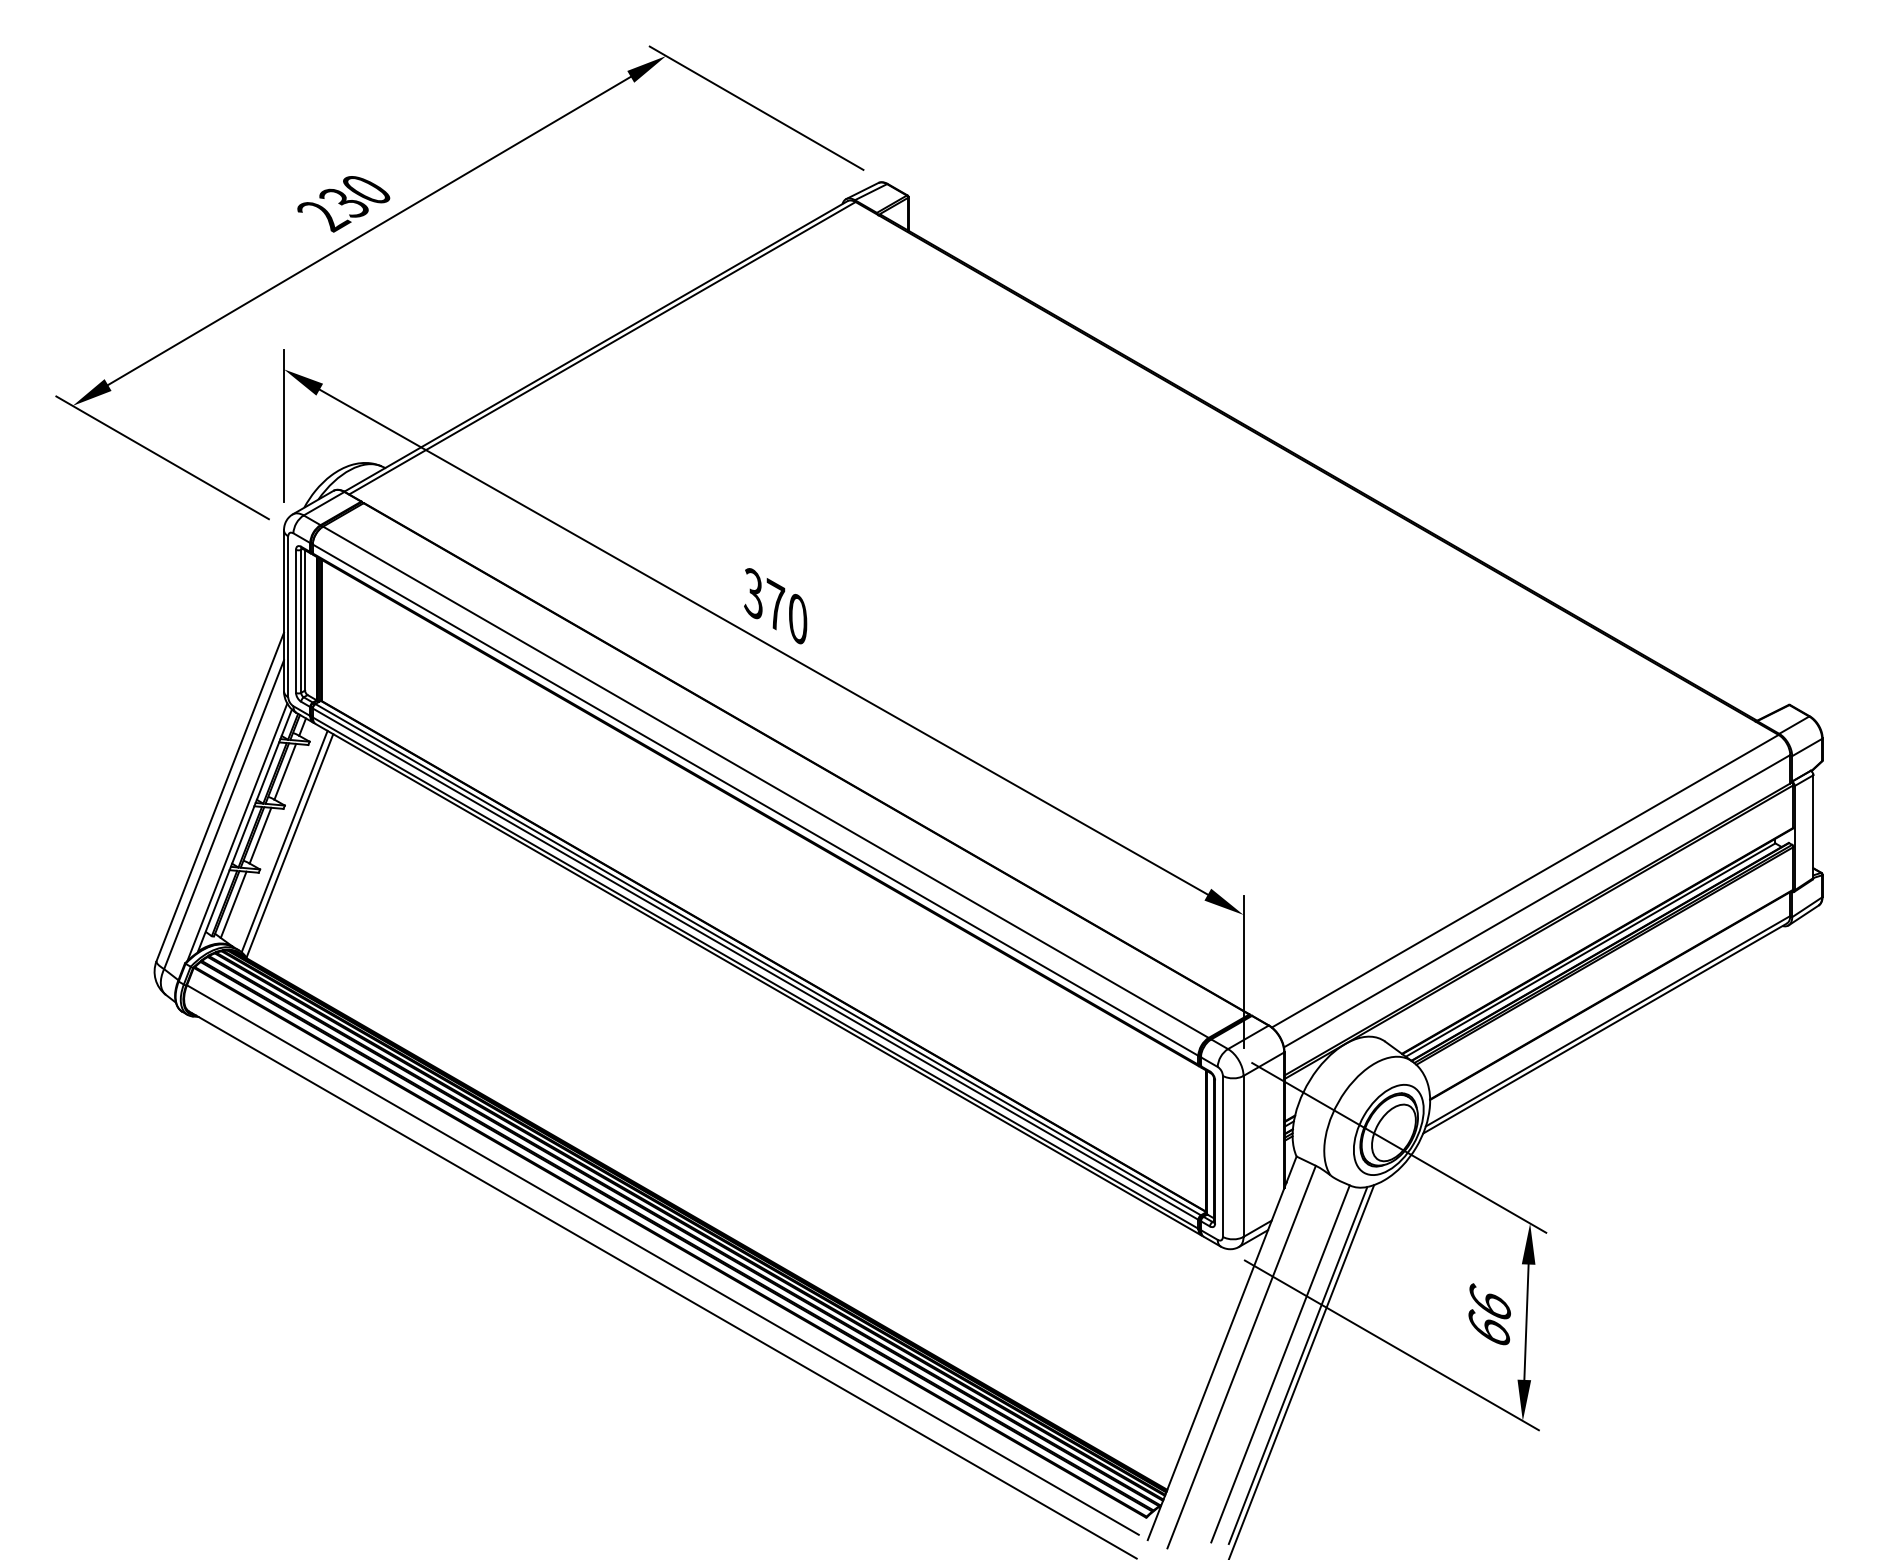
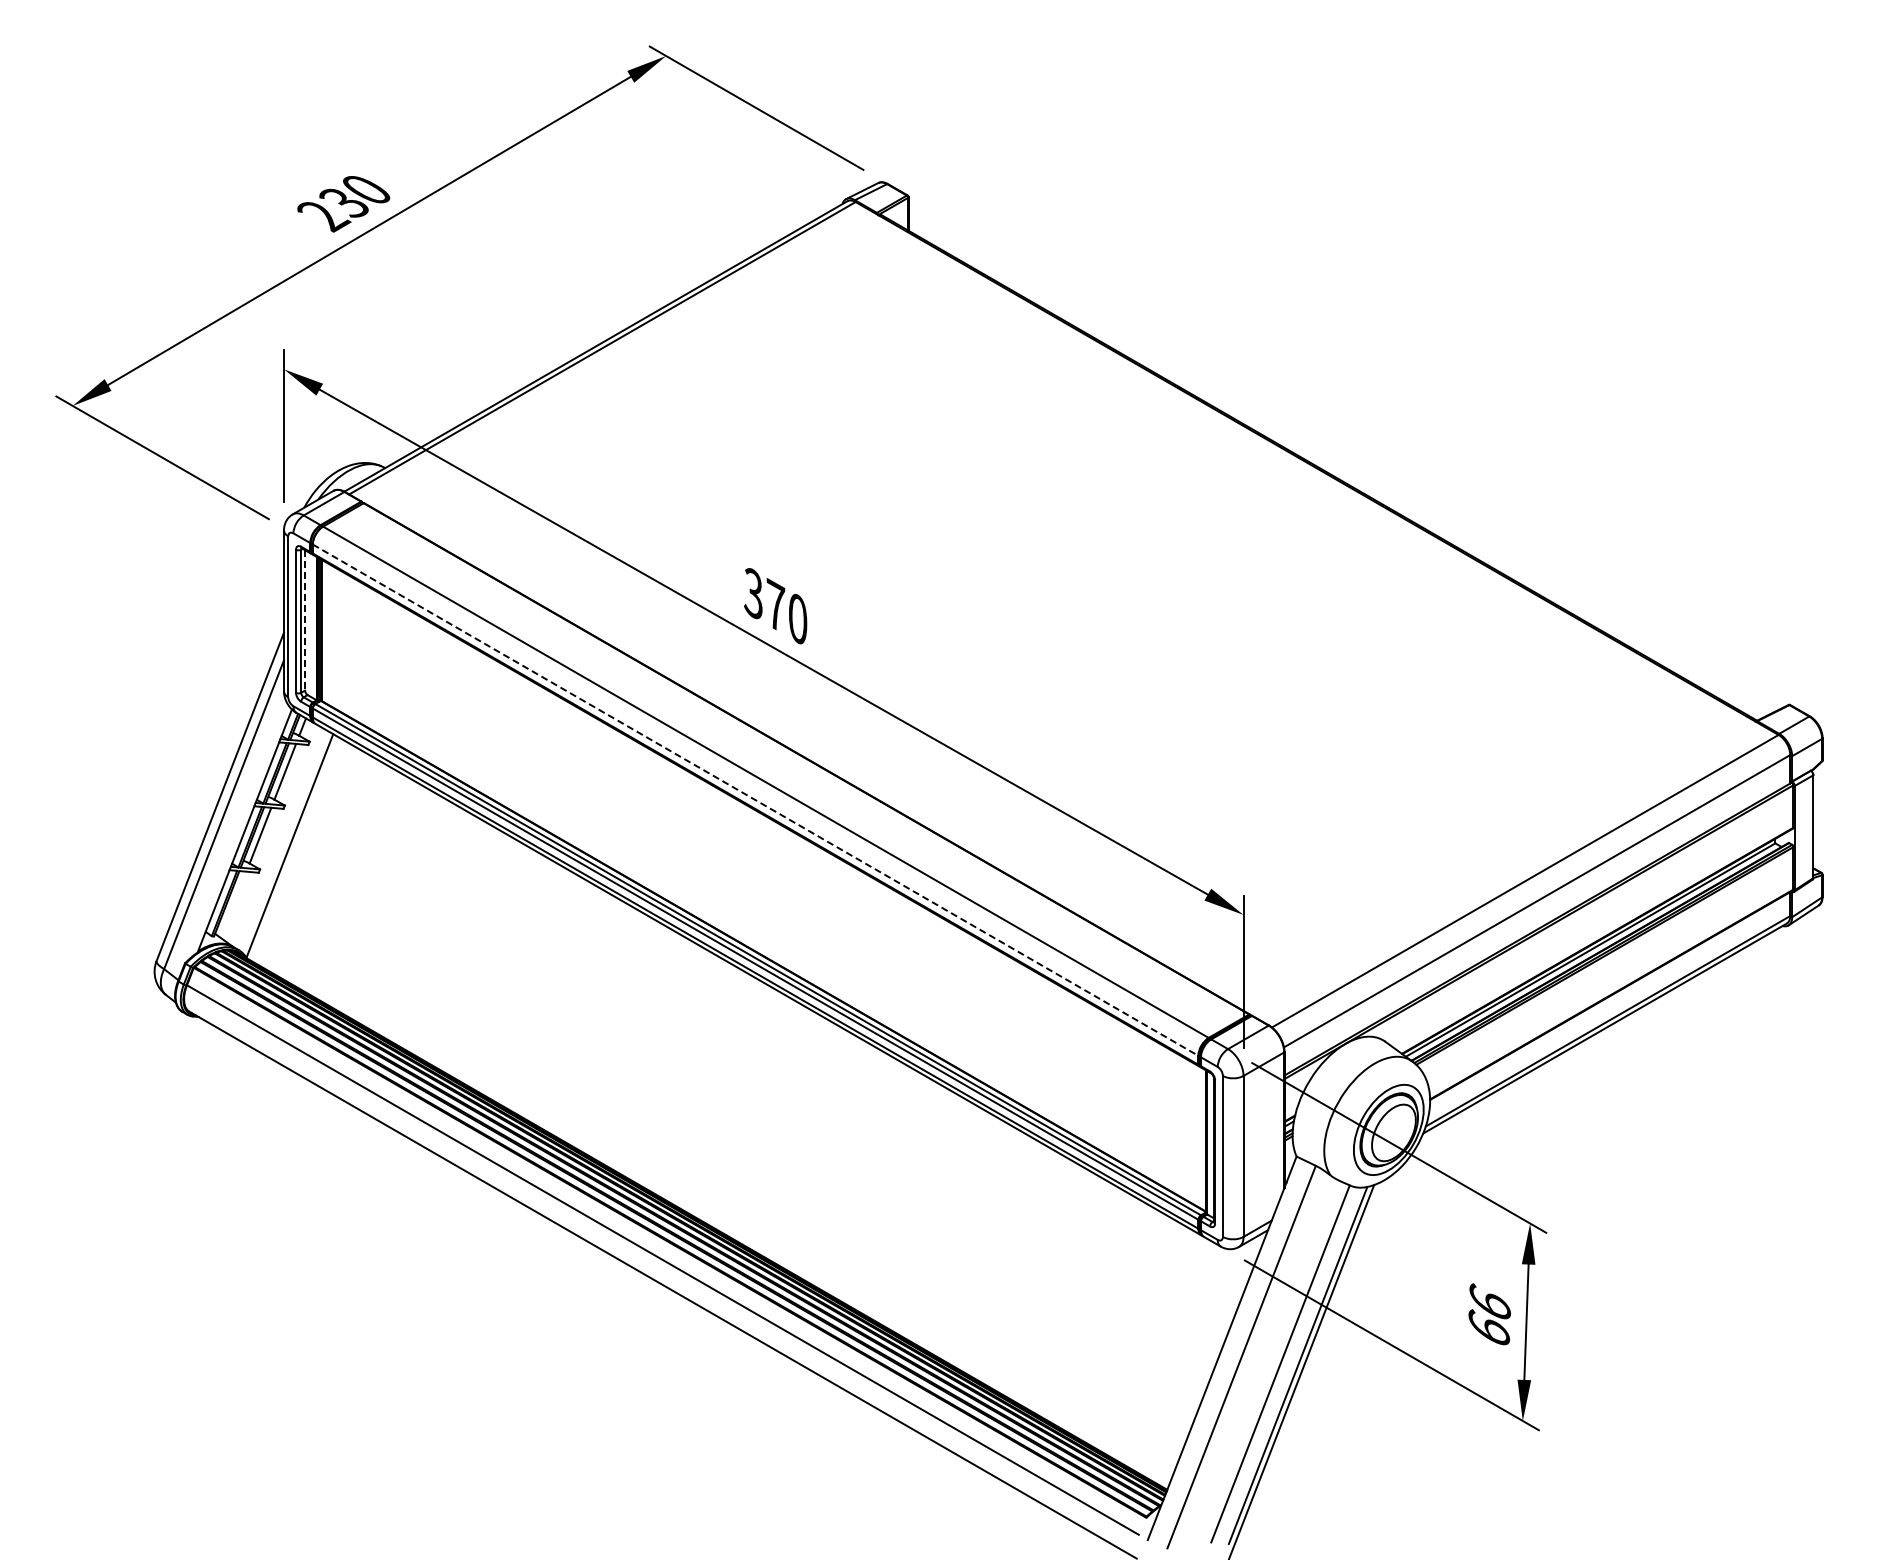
line: solid -> dashed (305, 620)
line: solid -> dashed (756, 800)
line: present -> none (237, 831)
line: present -> none (284, 841)
line: present -> none (233, 904)
